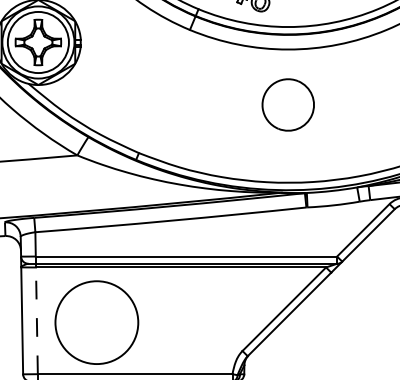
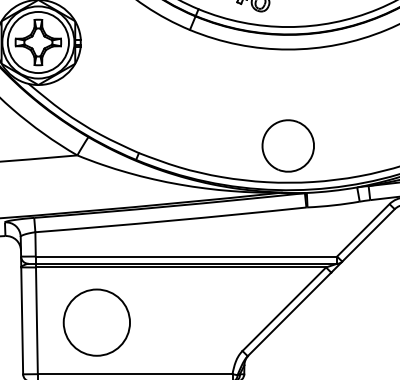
part position: (287, 104) -> (287, 145) (287, 145)
line: dashed -> solid (36, 320)
circle diameter: 83 px -> 66 px (96, 322)
